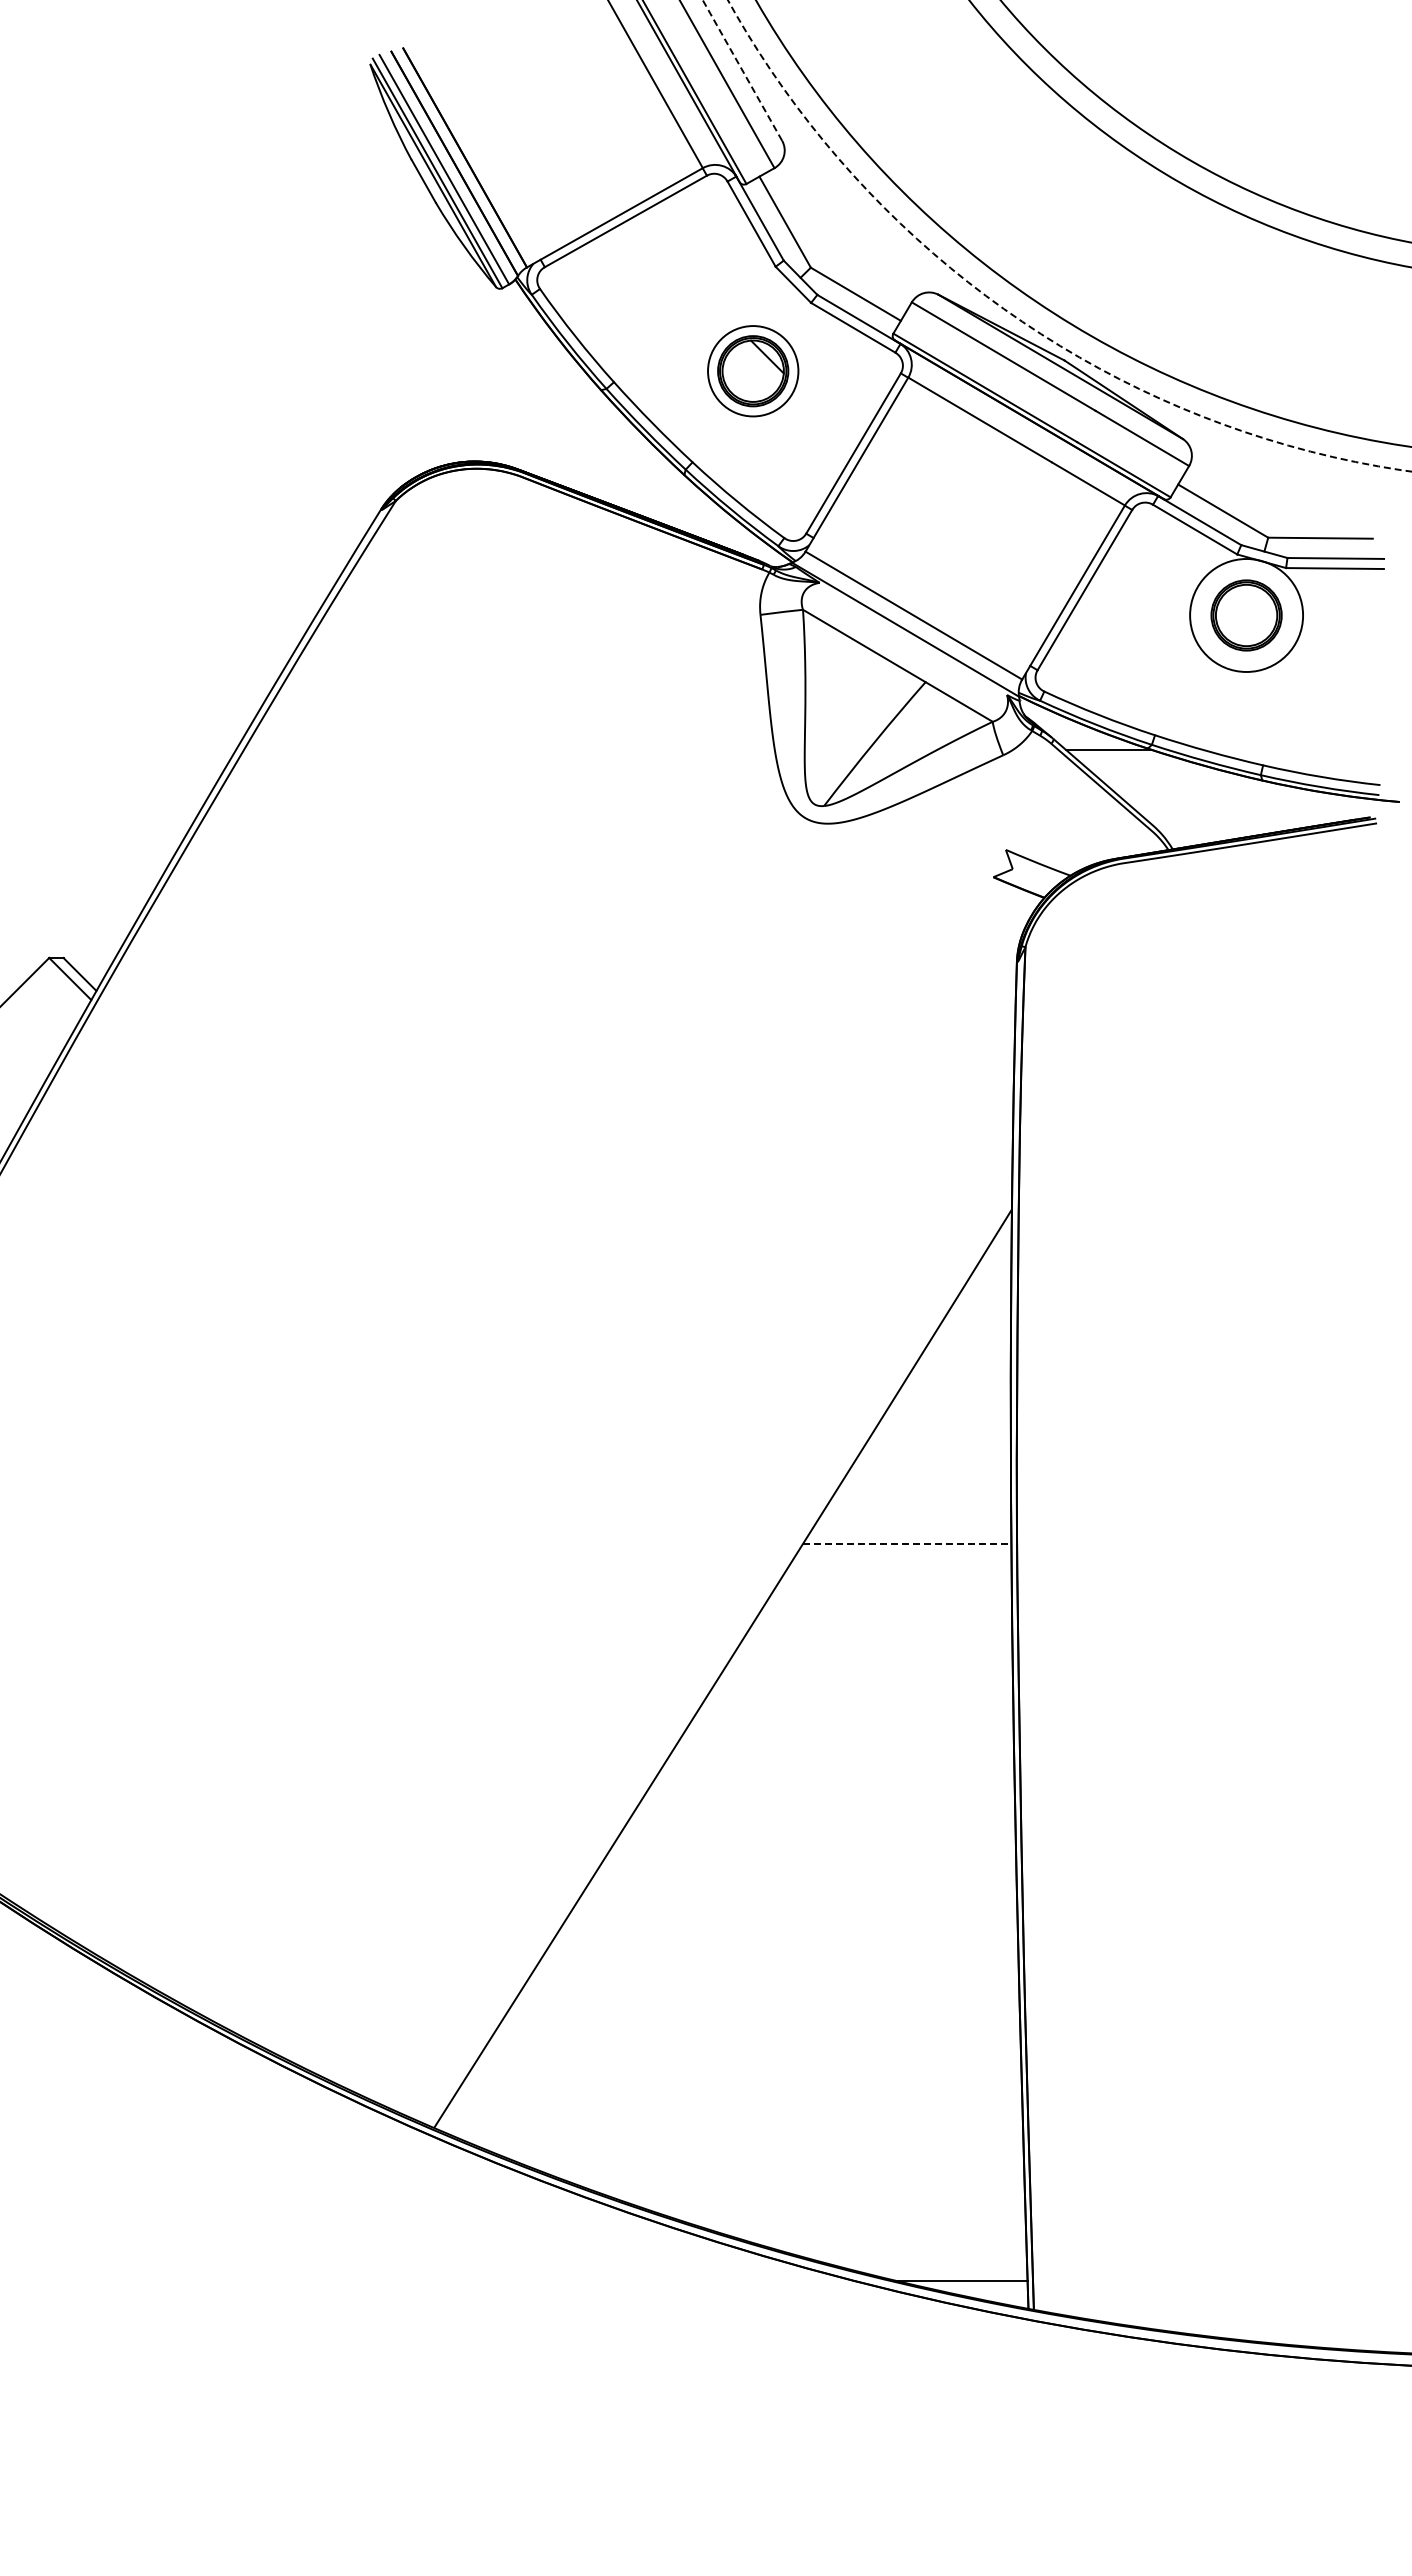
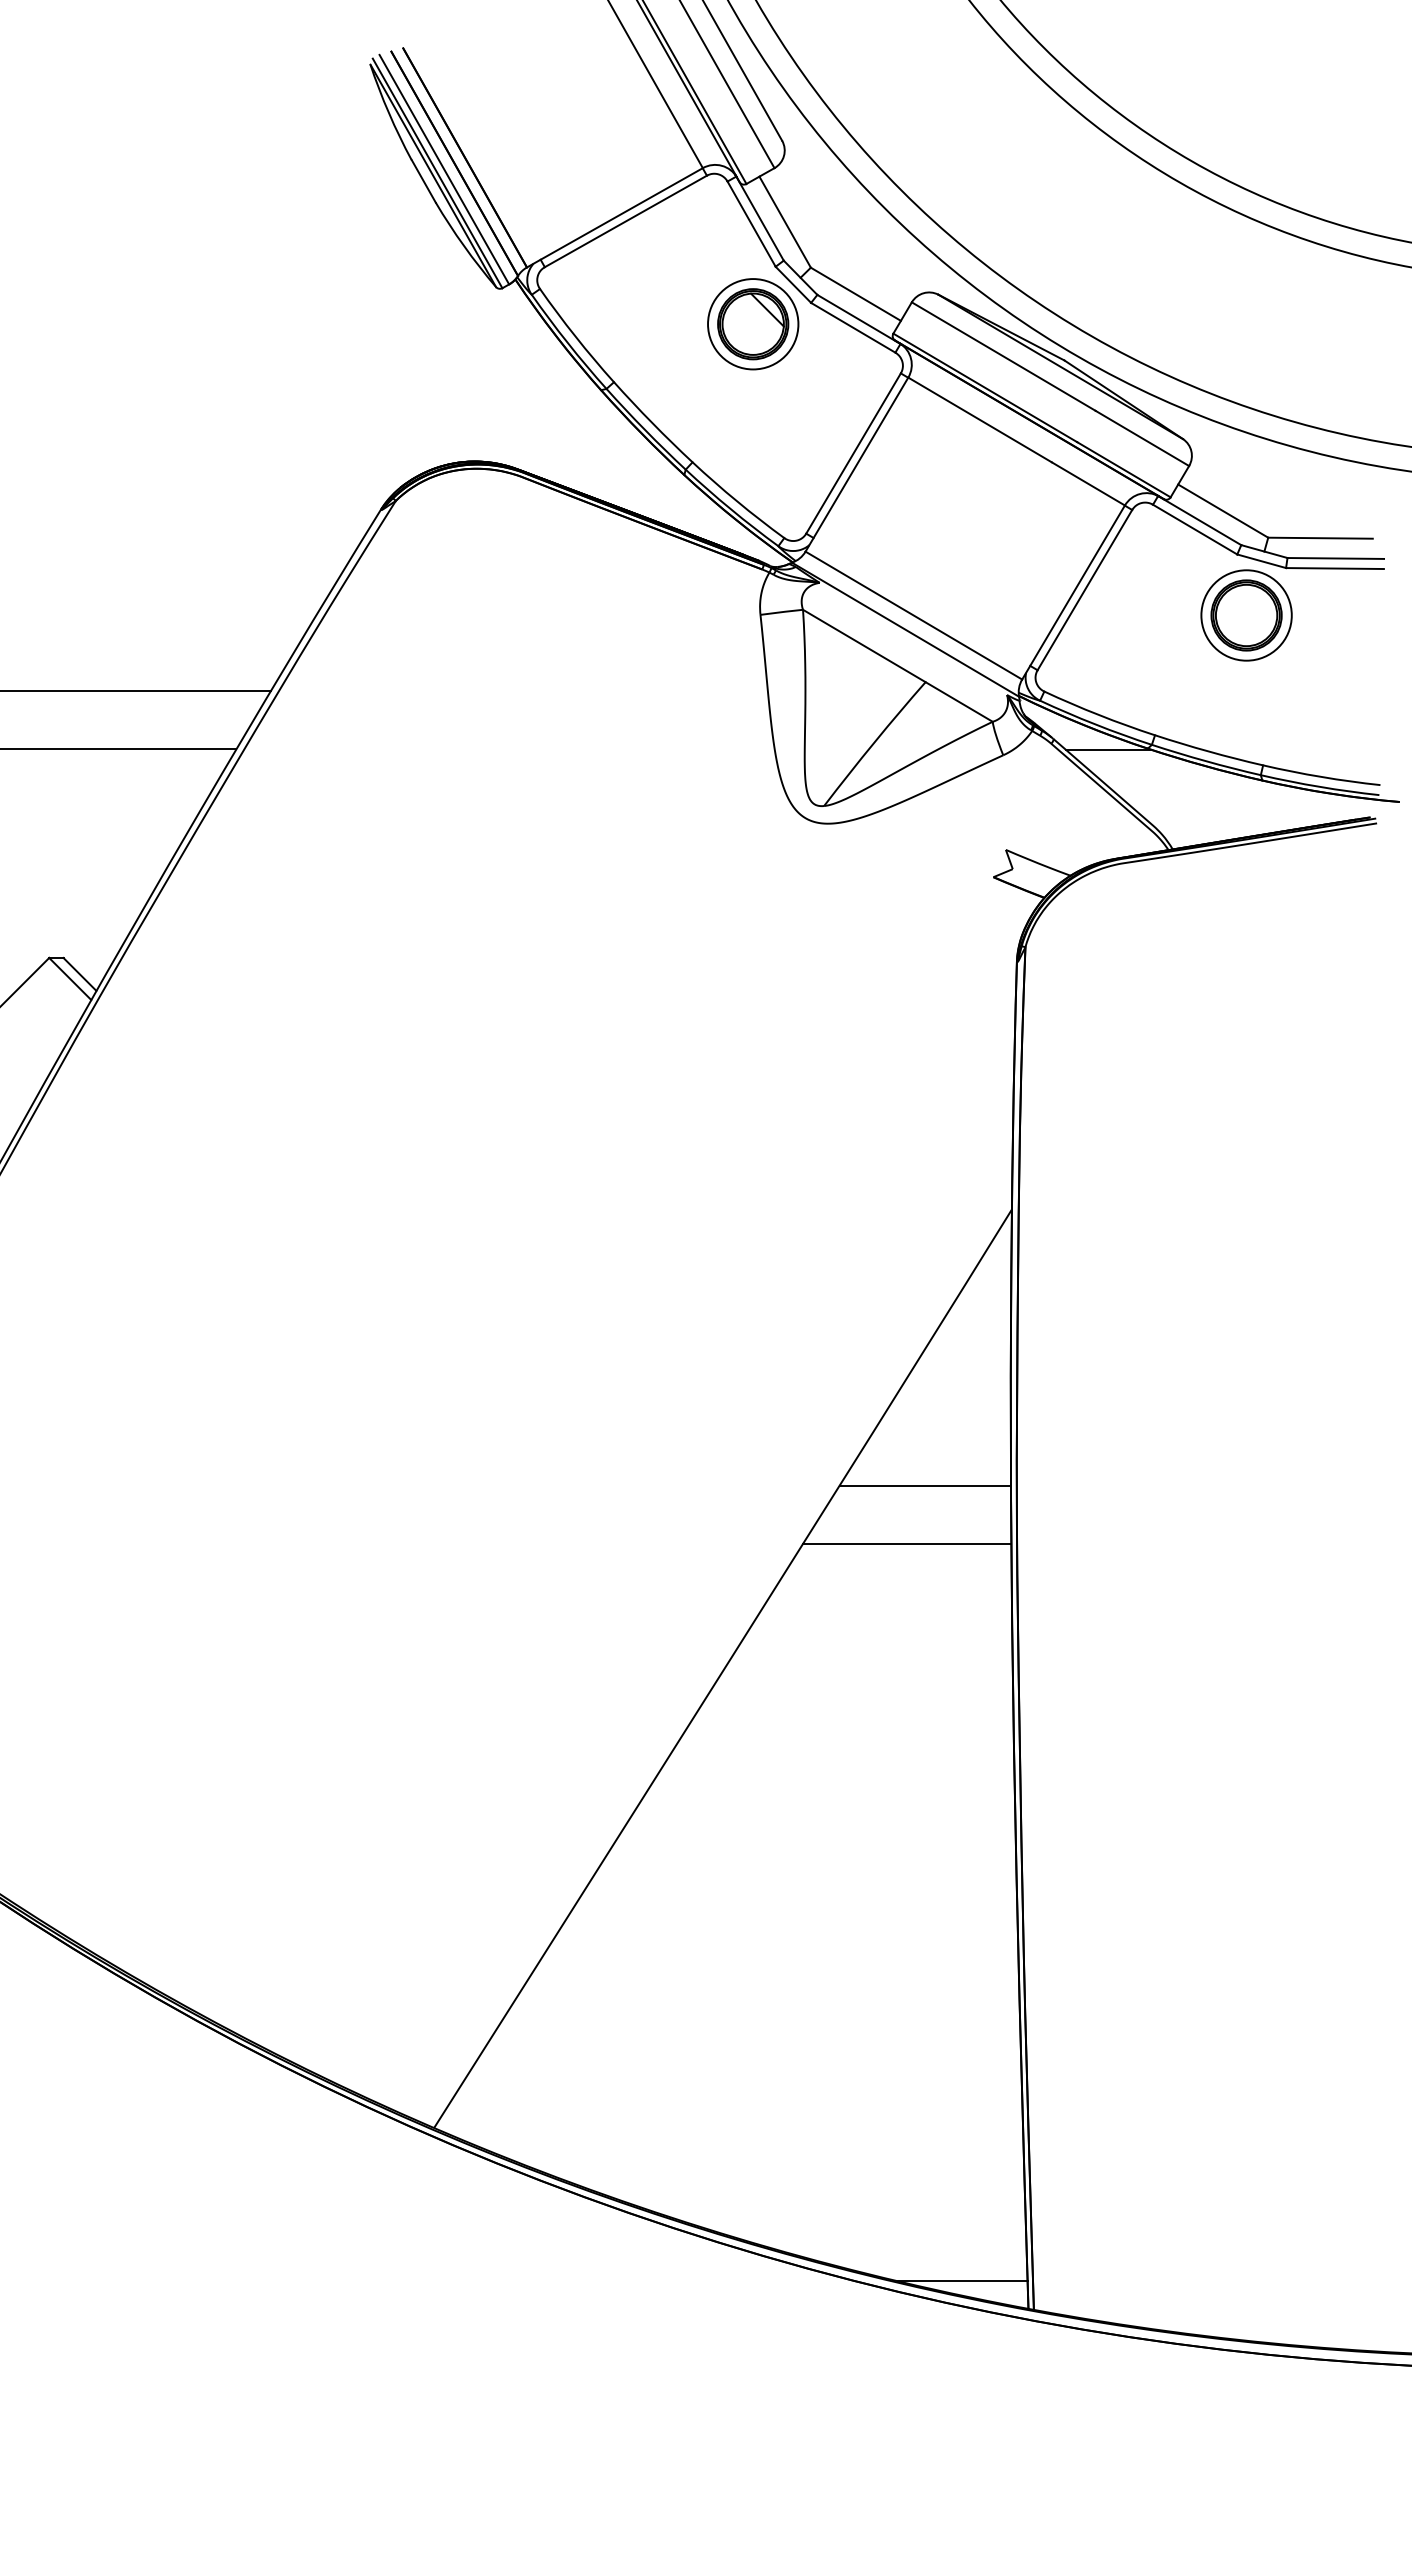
line: dashed -> solid (742, 70)
circle: dashed -> solid (1069, 235)
part position: (753, 371) -> (753, 324) (753, 324)
circle diameter: 113 px -> 90 px (1246, 615)
line: none -> present (136, 691)
line: none -> present (119, 749)
line: none -> present (924, 1486)
line: dashed -> solid (907, 1544)
